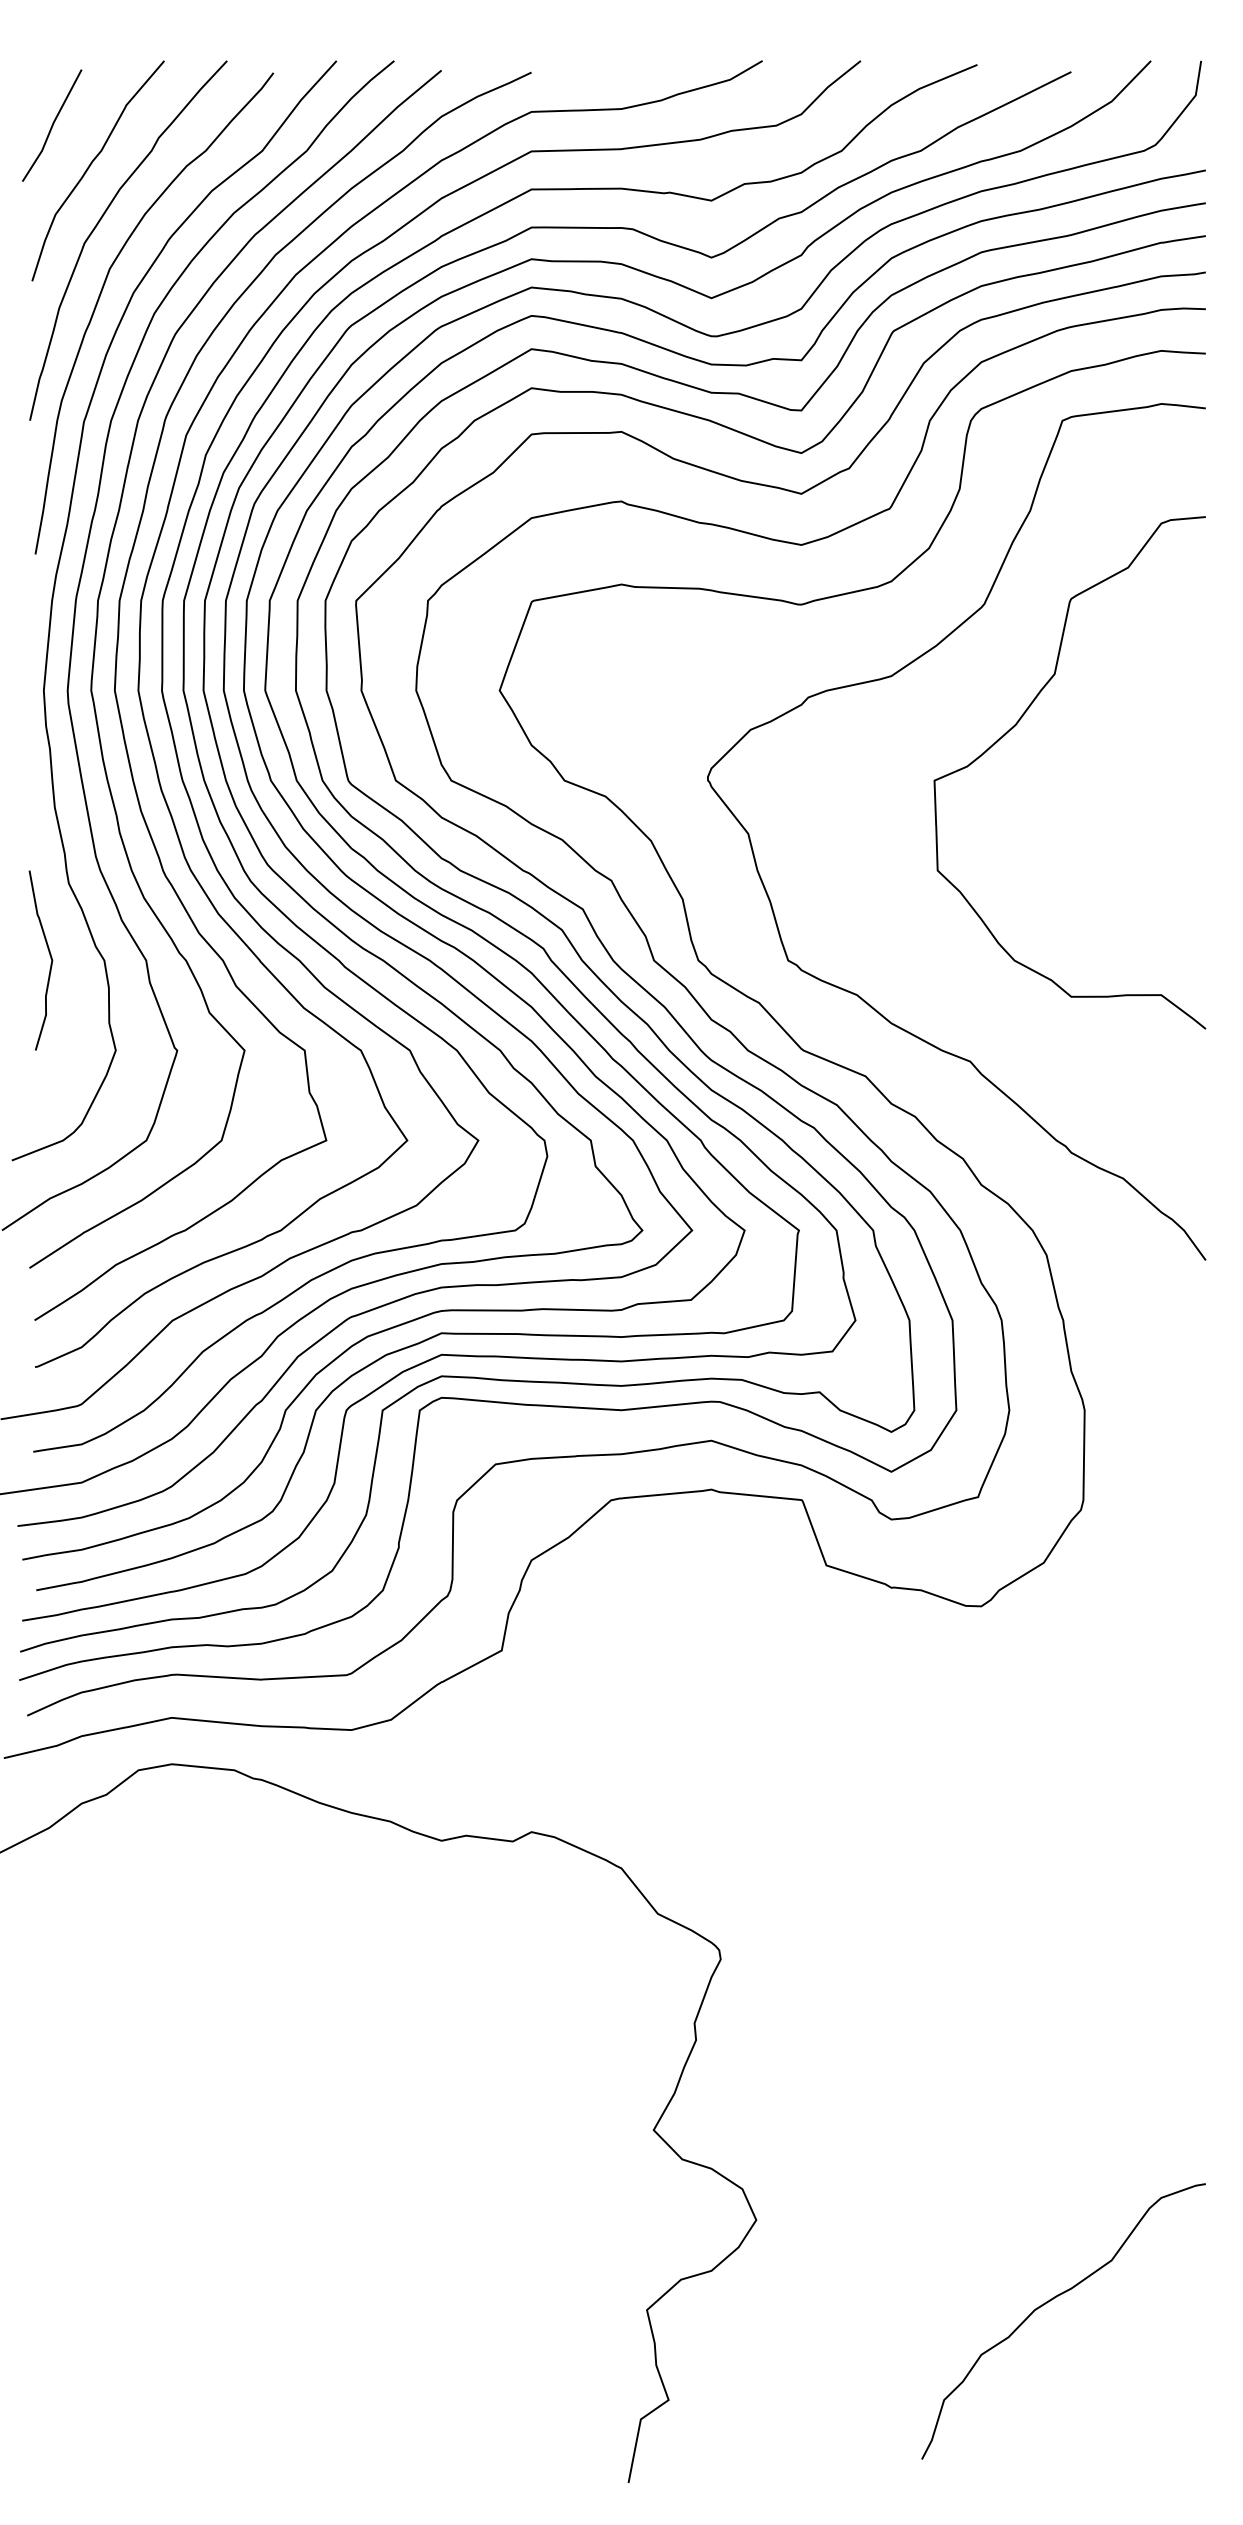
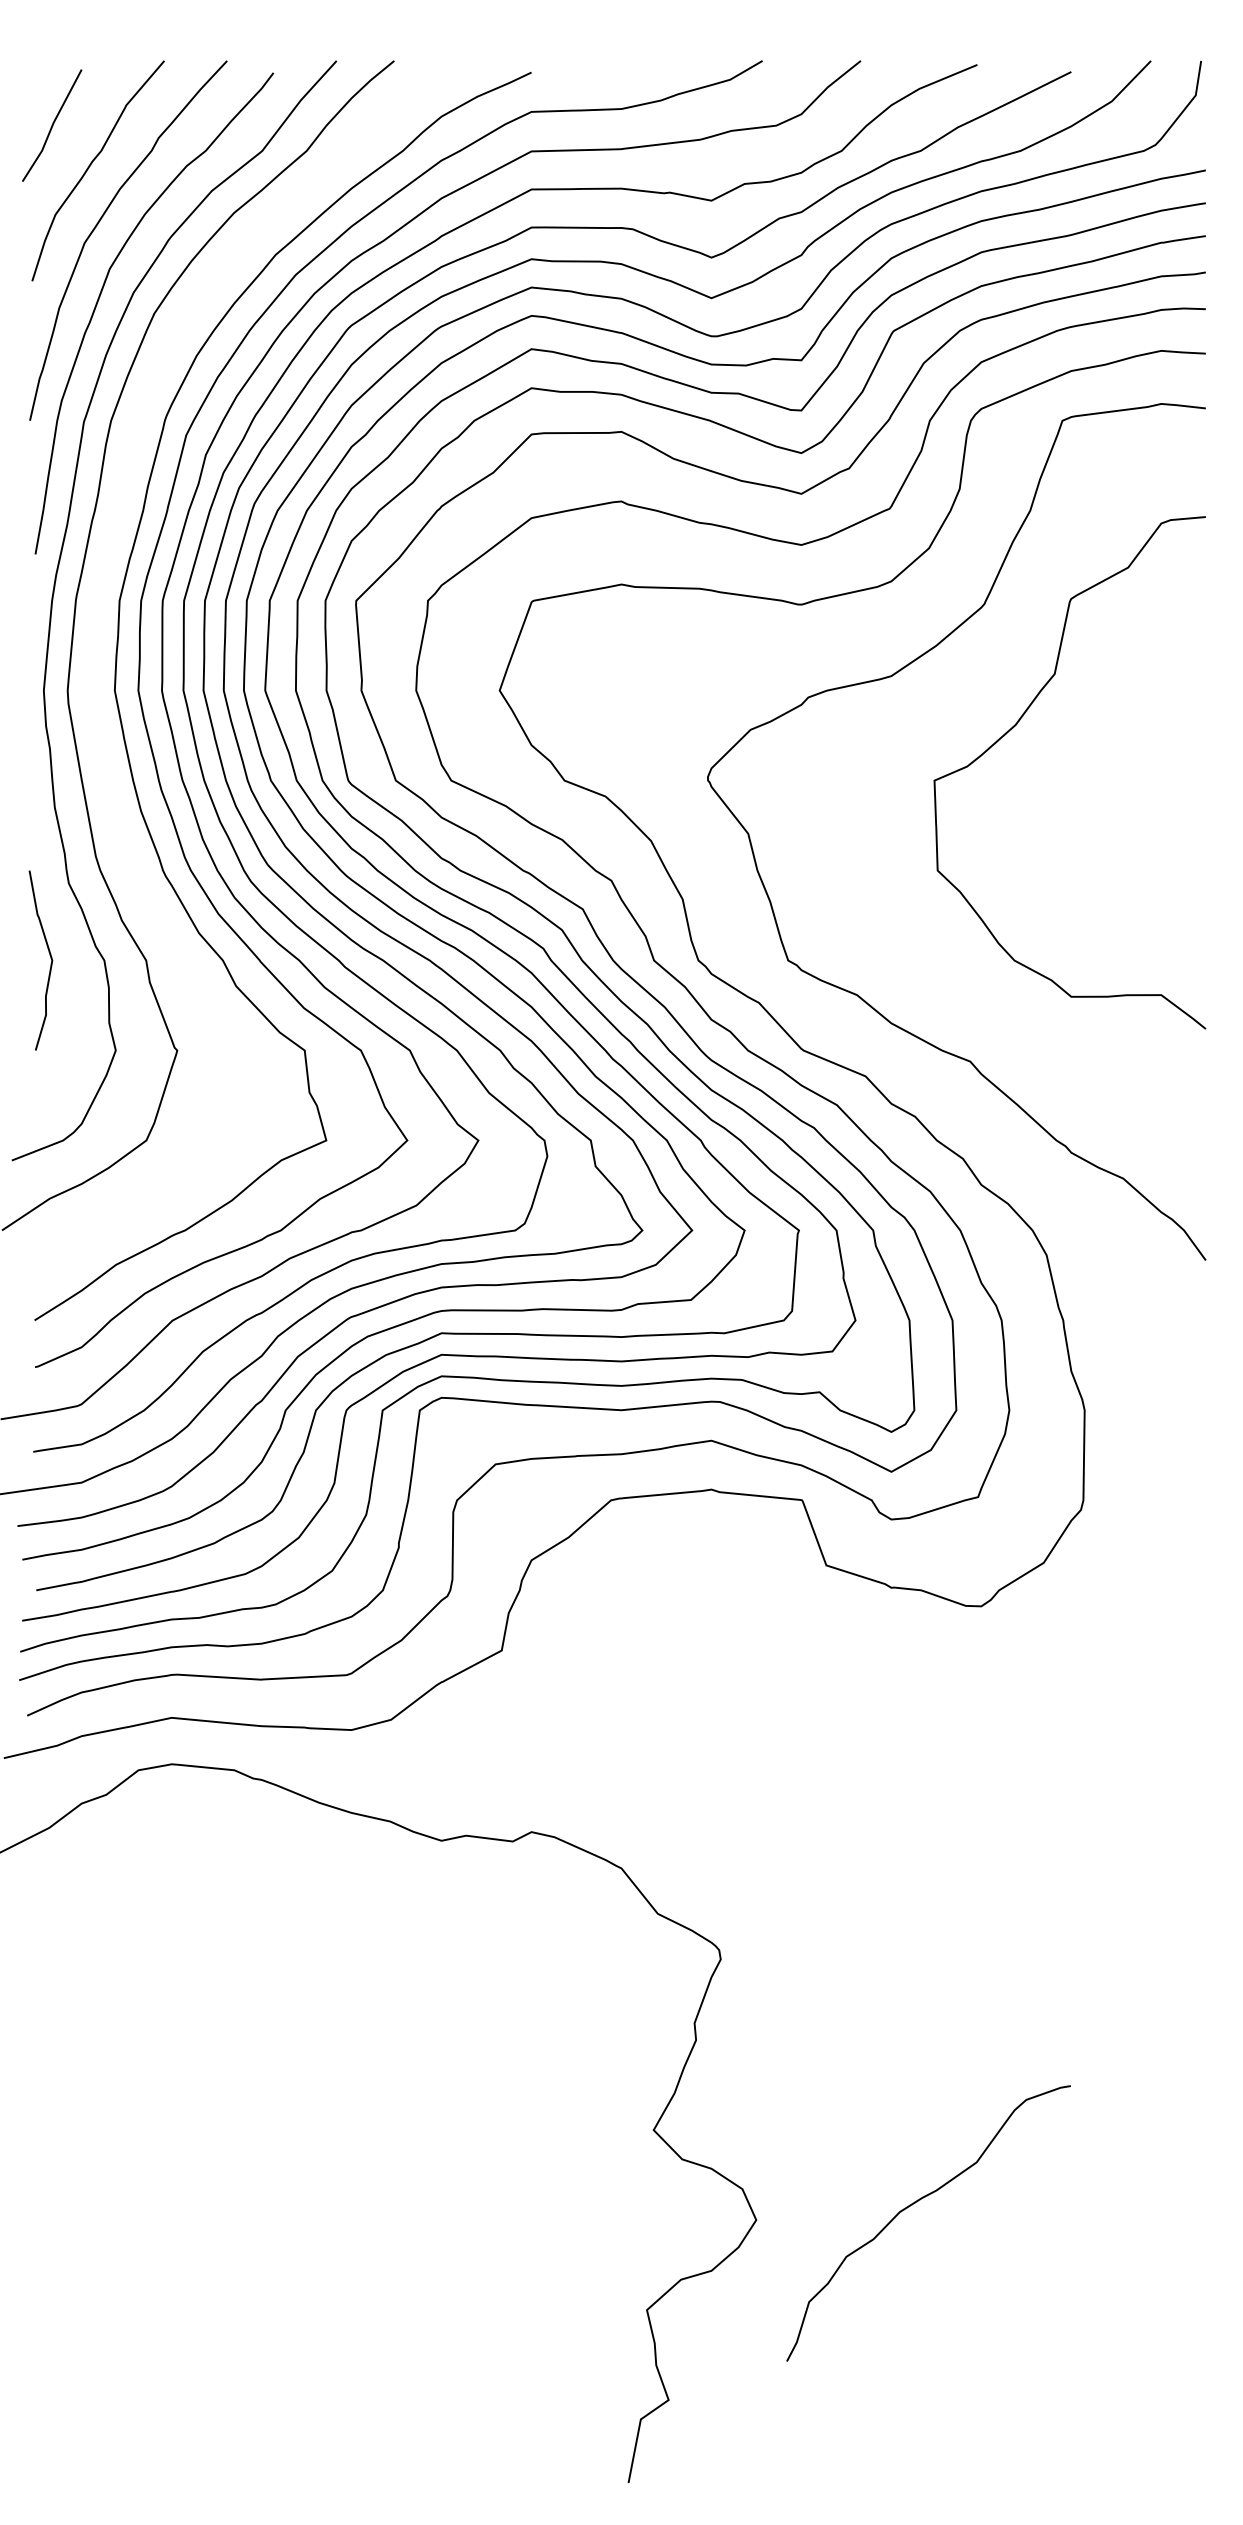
curve: present -> none (95, 652)
curve position: (1052, 2300) -> (917, 2202) (917, 2202)
